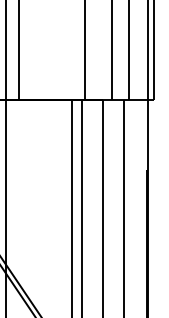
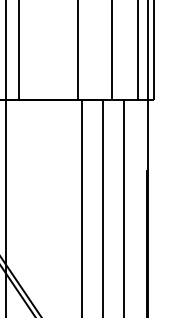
line position: (84, 50) -> (77, 50) (77, 50)
line position: (129, 50) -> (138, 50) (138, 50)
line: present -> none (71, 206)
